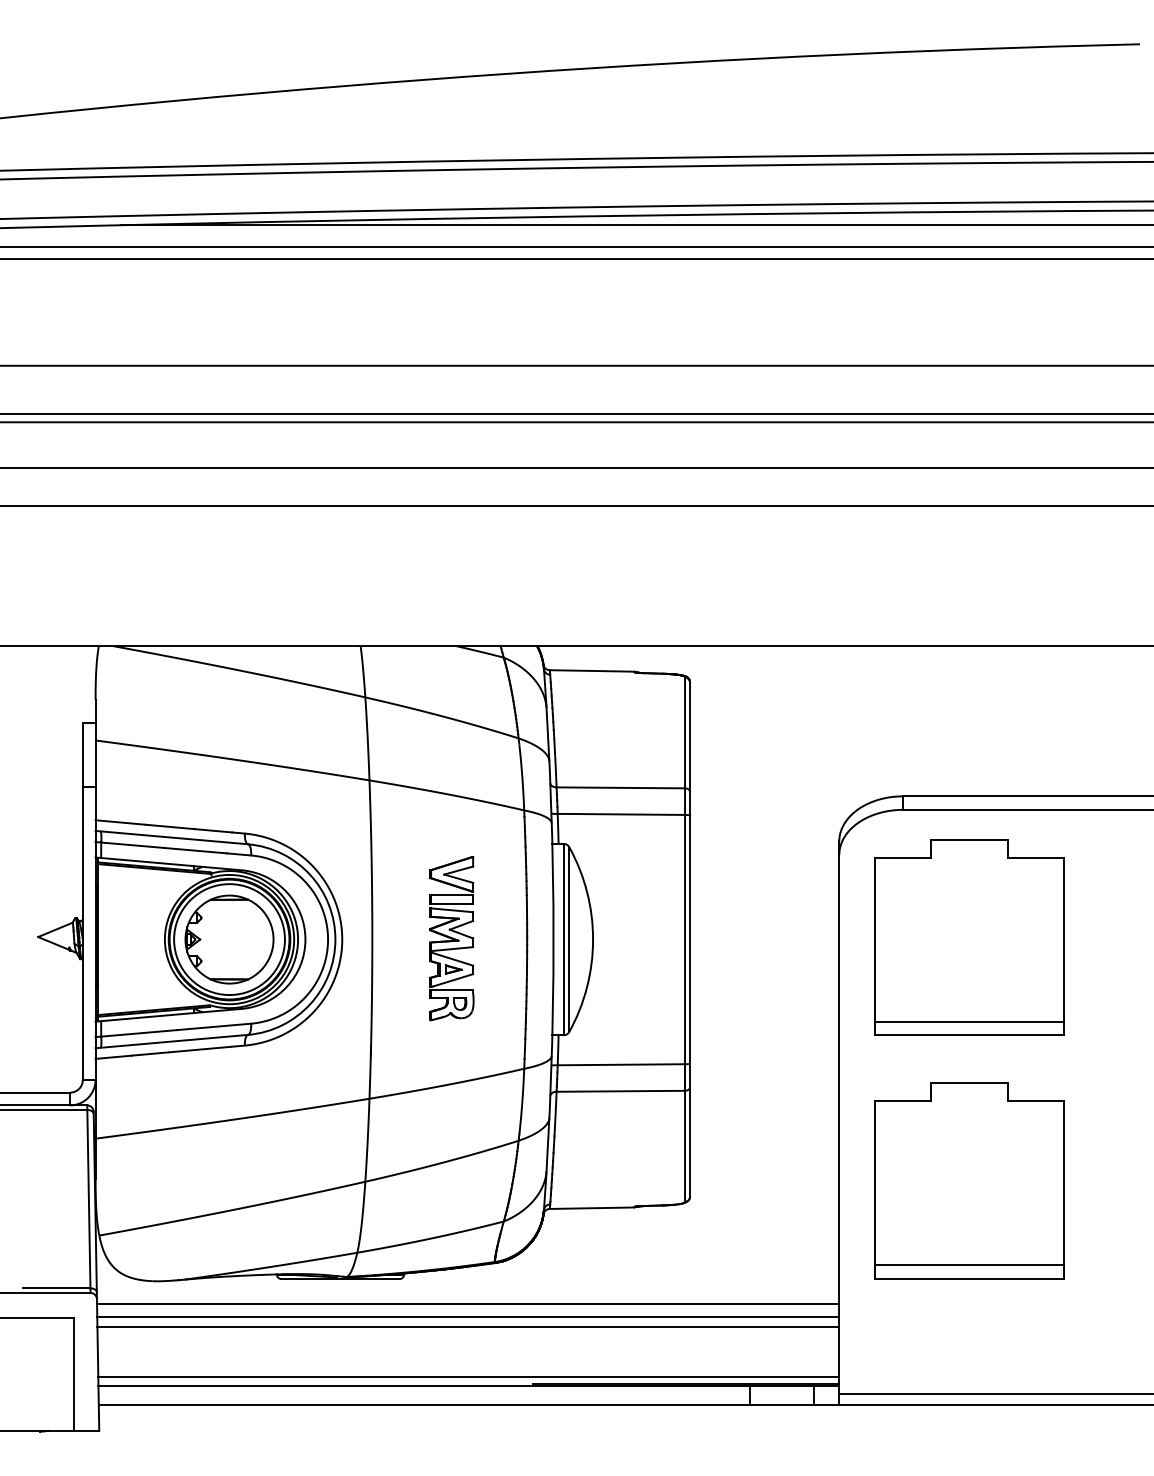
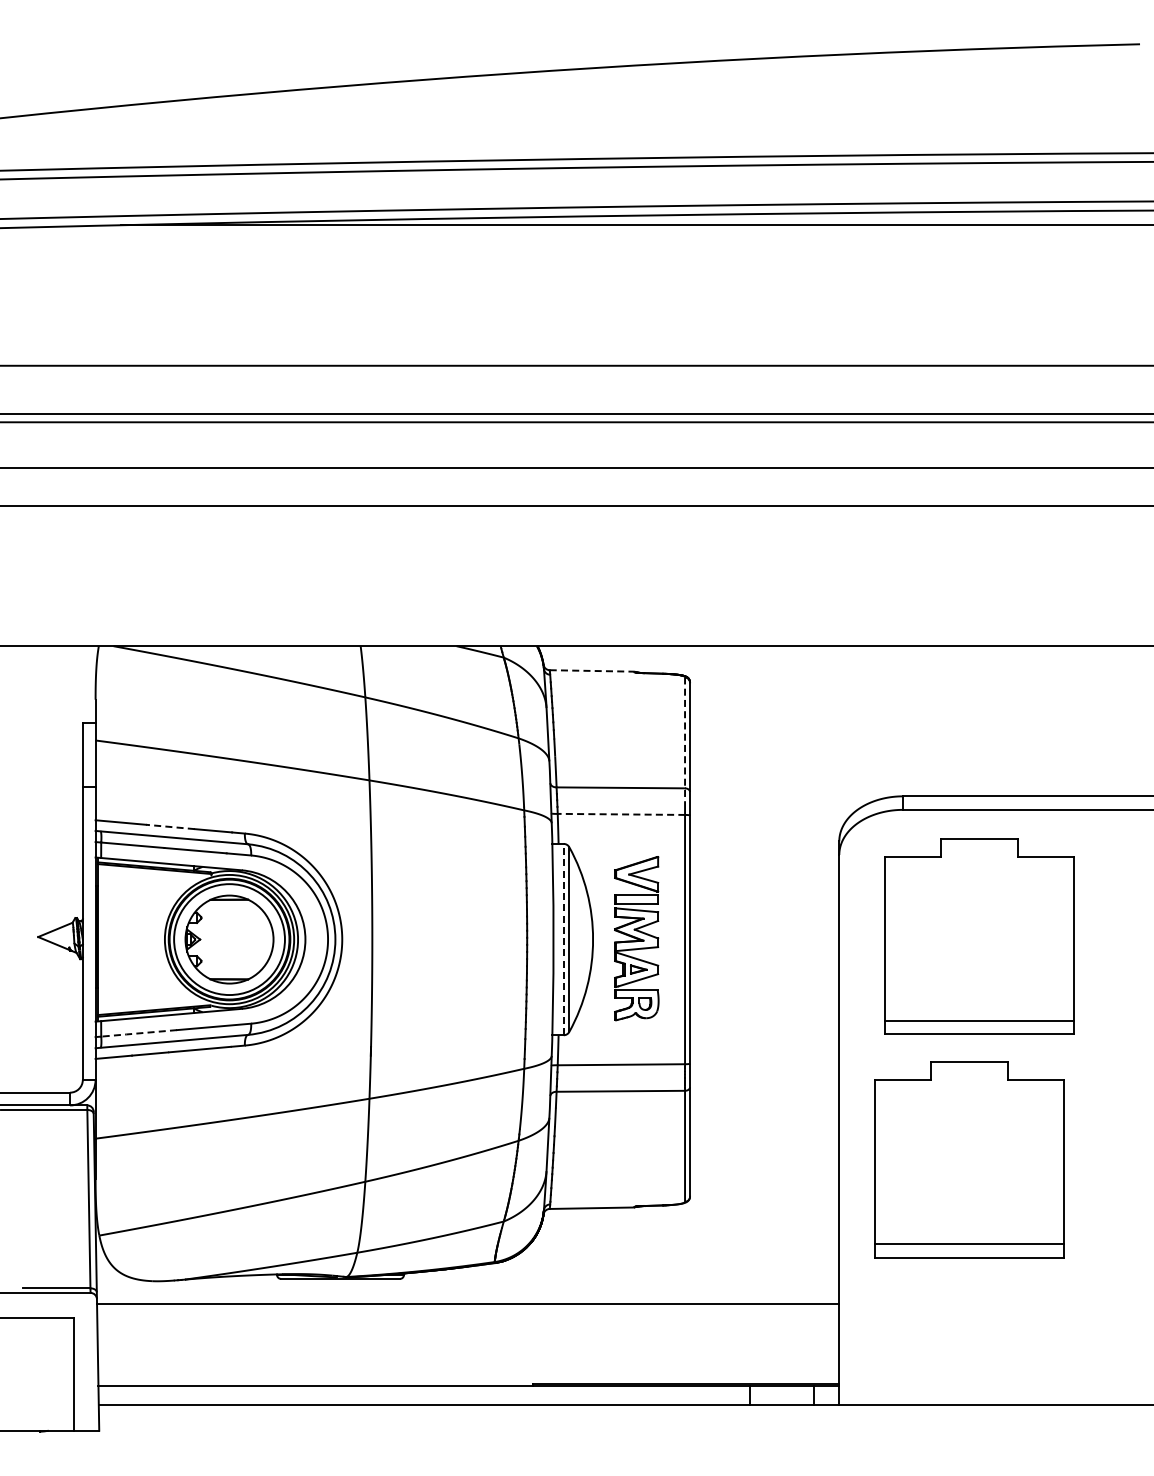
line: present -> none (576, 247)
line: present -> none (576, 259)
line: solid -> dashed (592, 670)
line: solid -> dashed (685, 739)
line: solid -> dashed (621, 814)
line: solid -> dashed (169, 826)
part position: (969, 937) -> (979, 936) (979, 936)
part position: (451, 938) -> (636, 938) (636, 938)
line: solid -> dashed (563, 939)
line: solid -> dashed (137, 1033)
part position: (969, 1180) -> (969, 1159) (969, 1159)
line: present -> none (468, 1317)
line: present -> none (468, 1327)
line: present -> none (468, 1377)
line: present -> none (994, 1393)
